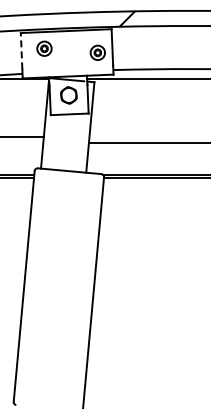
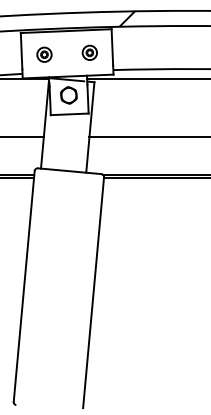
part position: (44, 48) -> (44, 54) (44, 54)
line: dashed -> solid (21, 50)
part position: (97, 52) -> (89, 52) (89, 52)
line position: (148, 143) -> (148, 137) (148, 137)
